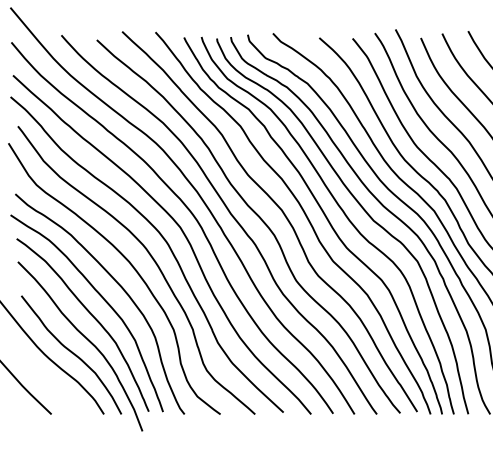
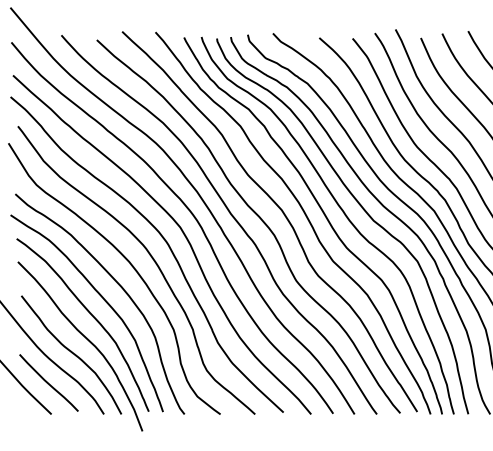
curve: none -> present (48, 382)
